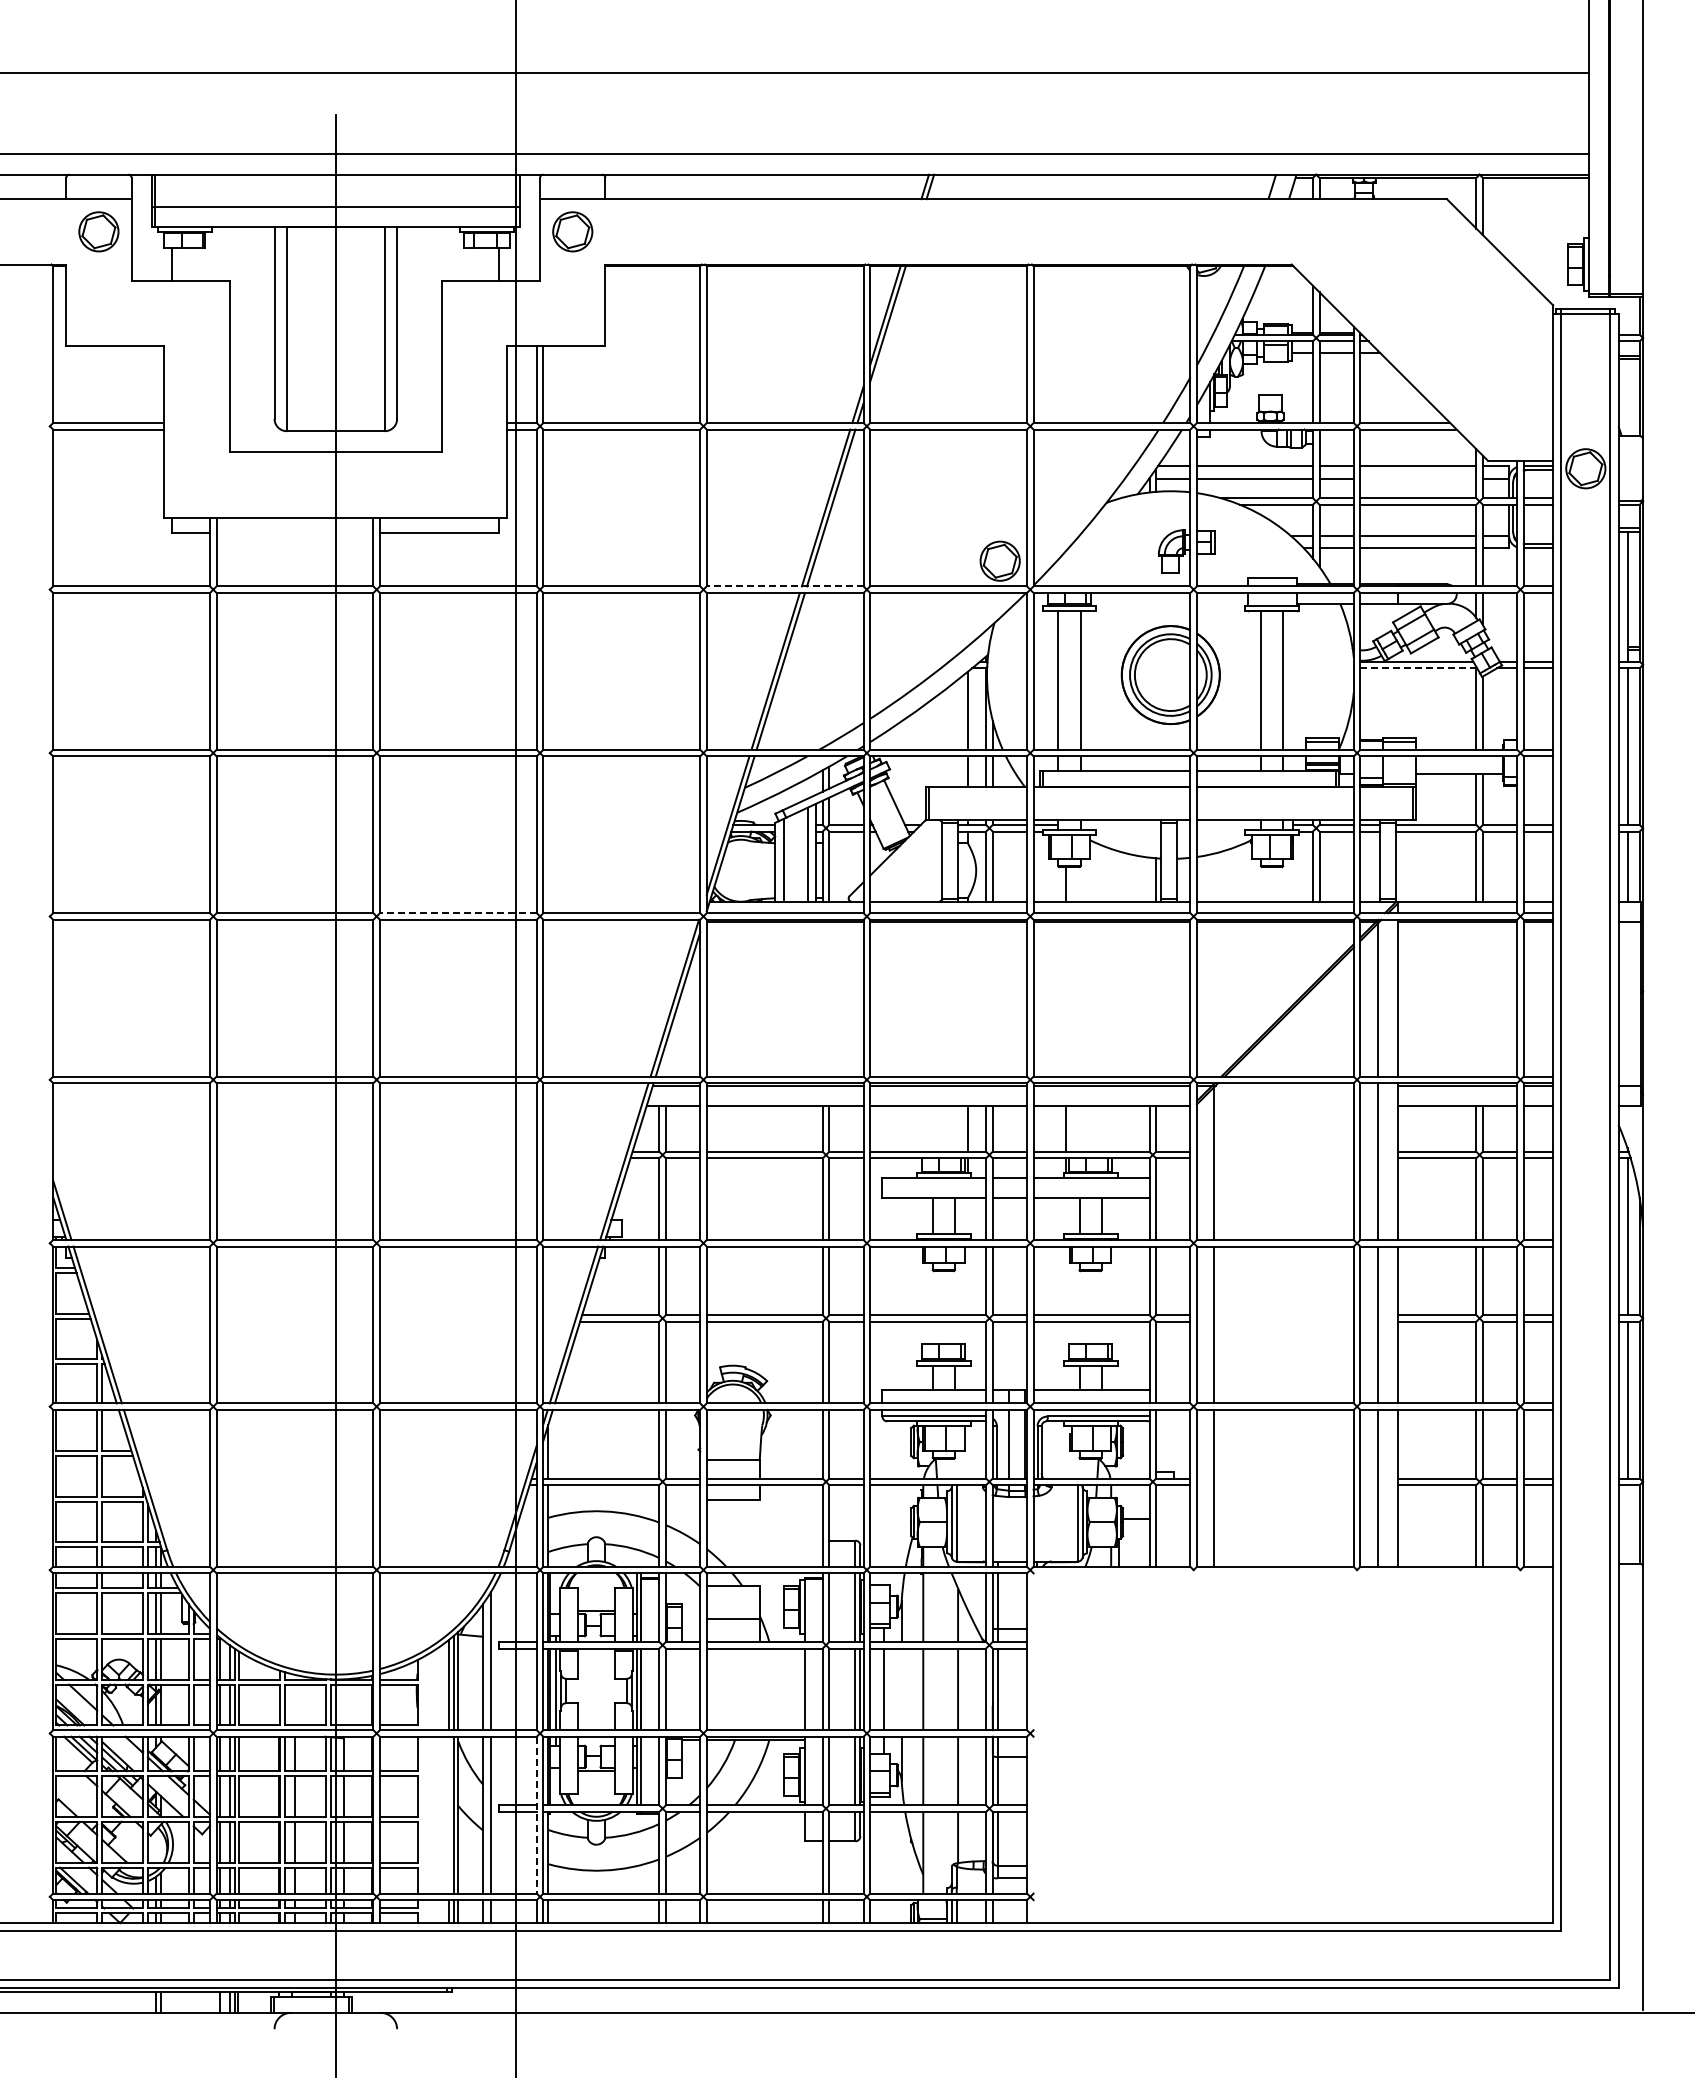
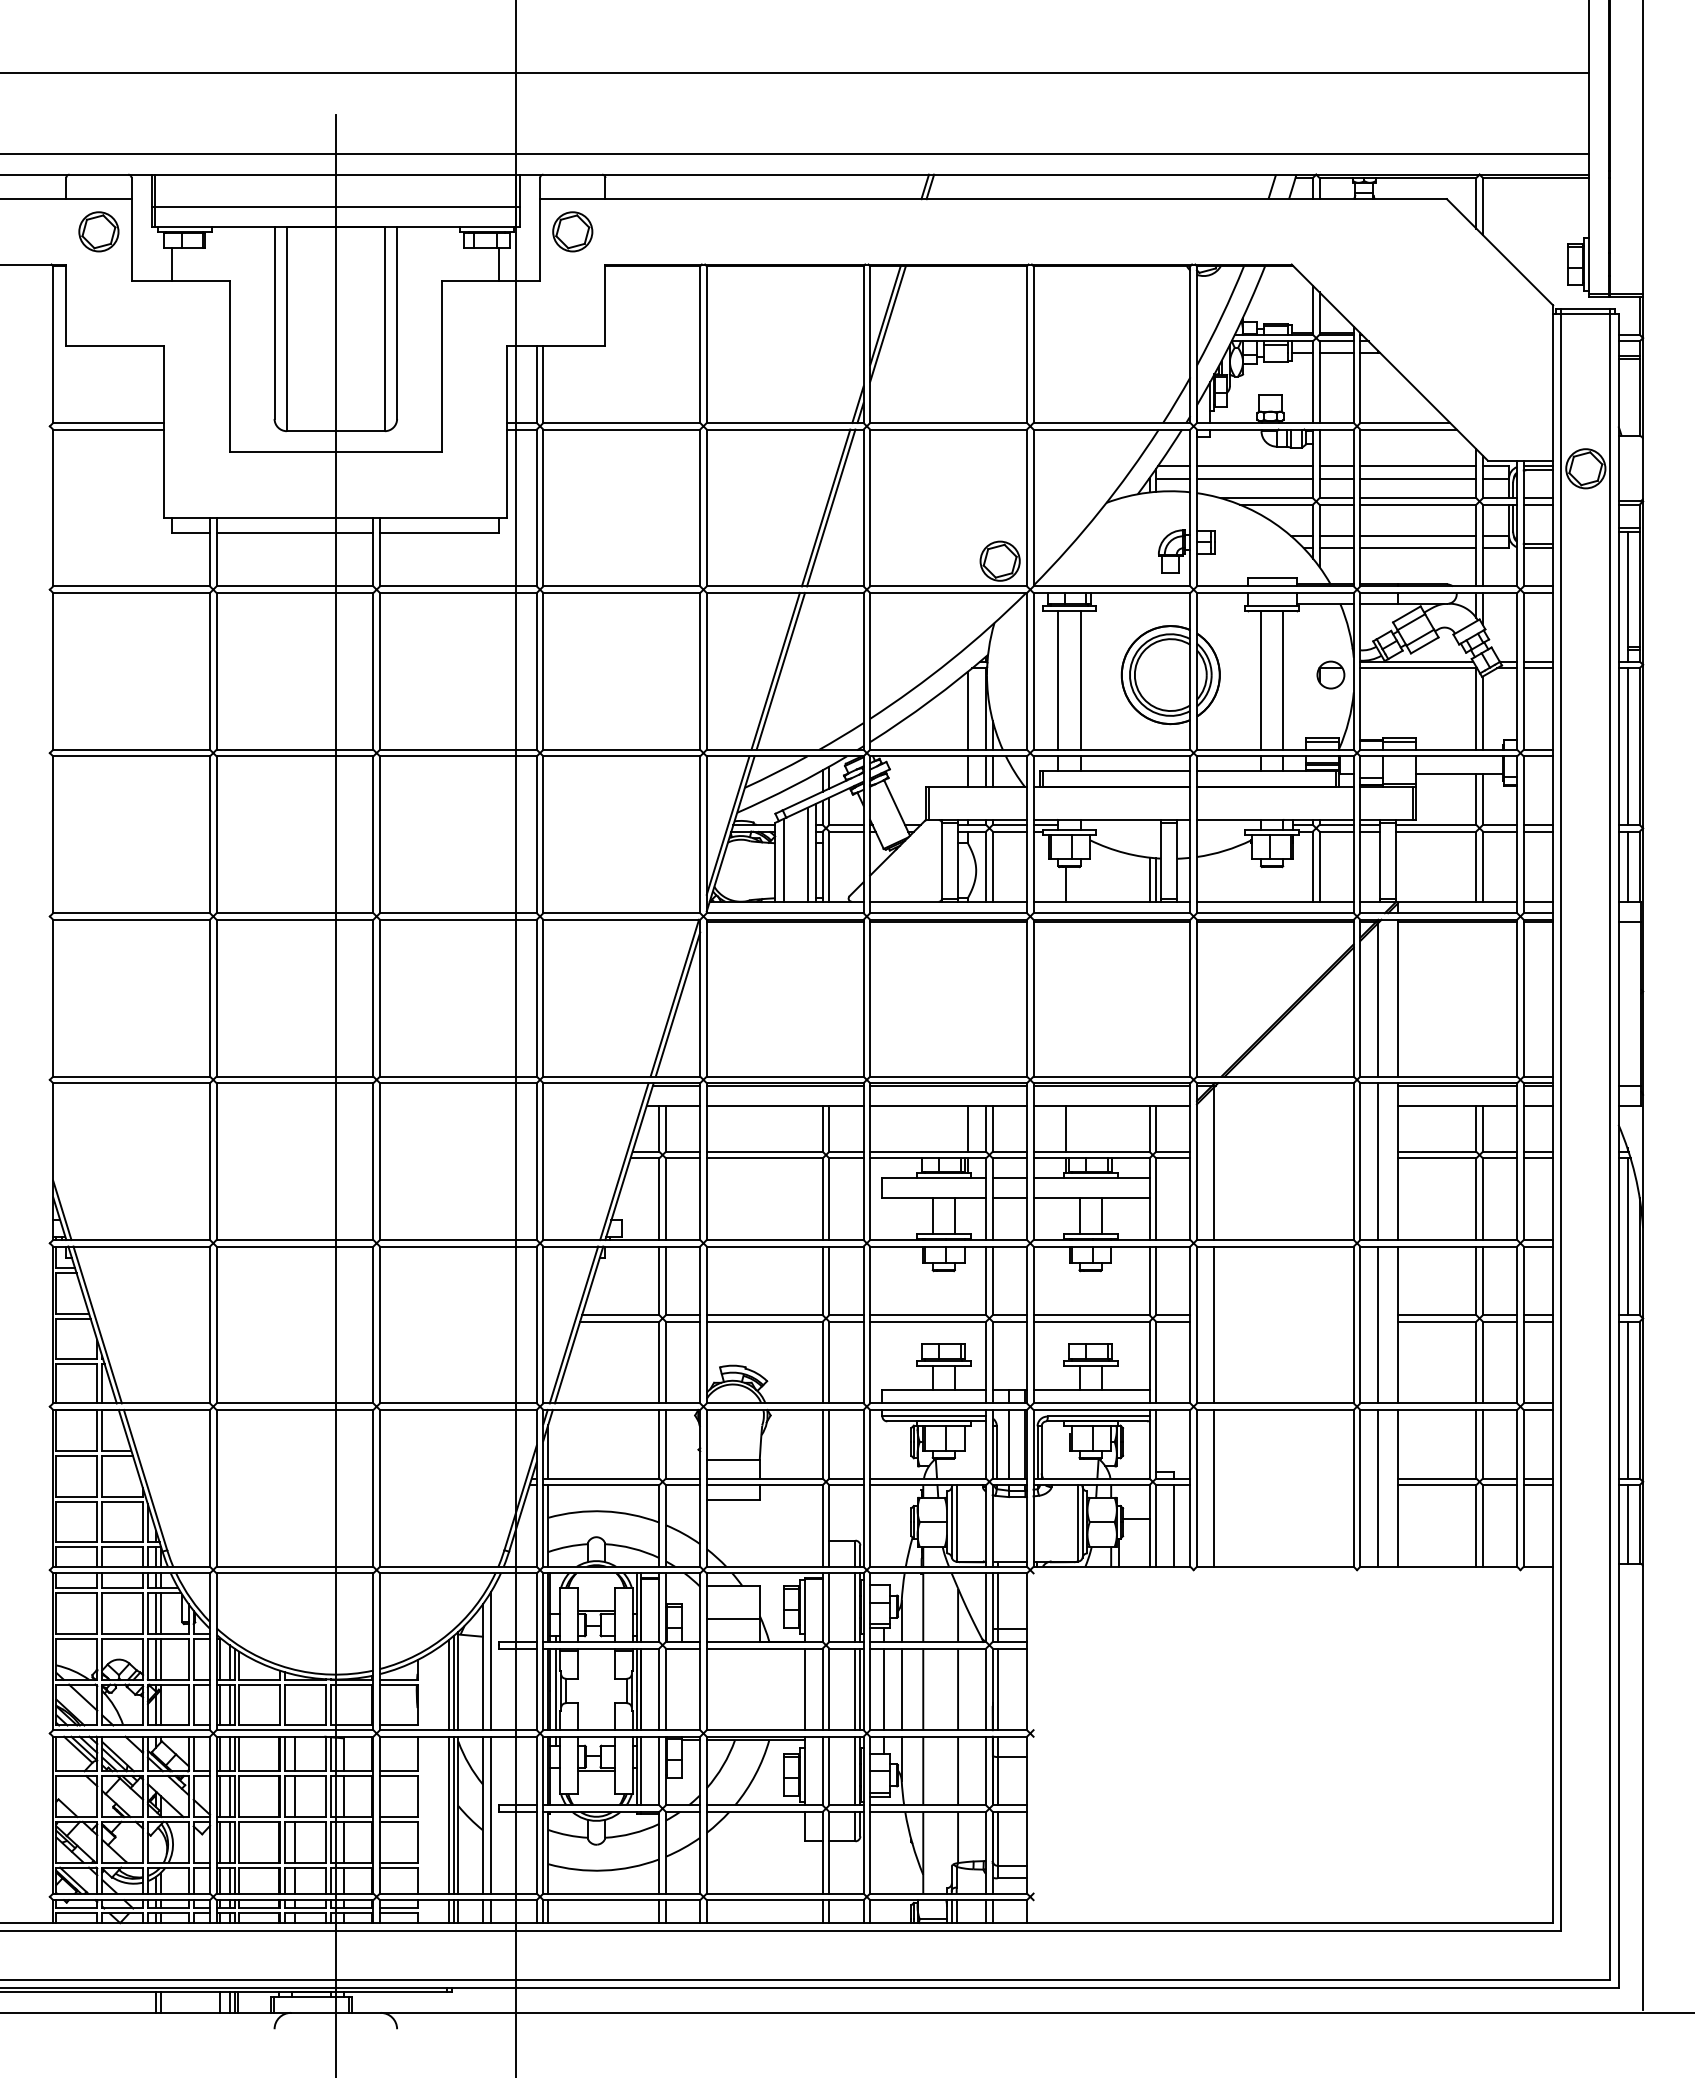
line: none -> present (1418, 478)
line: none -> present (294, 533)
line: dashed -> solid (784, 586)
line: dashed -> solid (1418, 668)
part: none -> present (1330, 674)
line: none -> present (1149, 879)
line: dashed -> solid (457, 913)
line: none -> present (1627, 1524)
line: none -> present (1174, 1525)
line: none -> present (901, 1689)
line: none -> present (448, 1814)
line: dashed -> solid (536, 1815)
